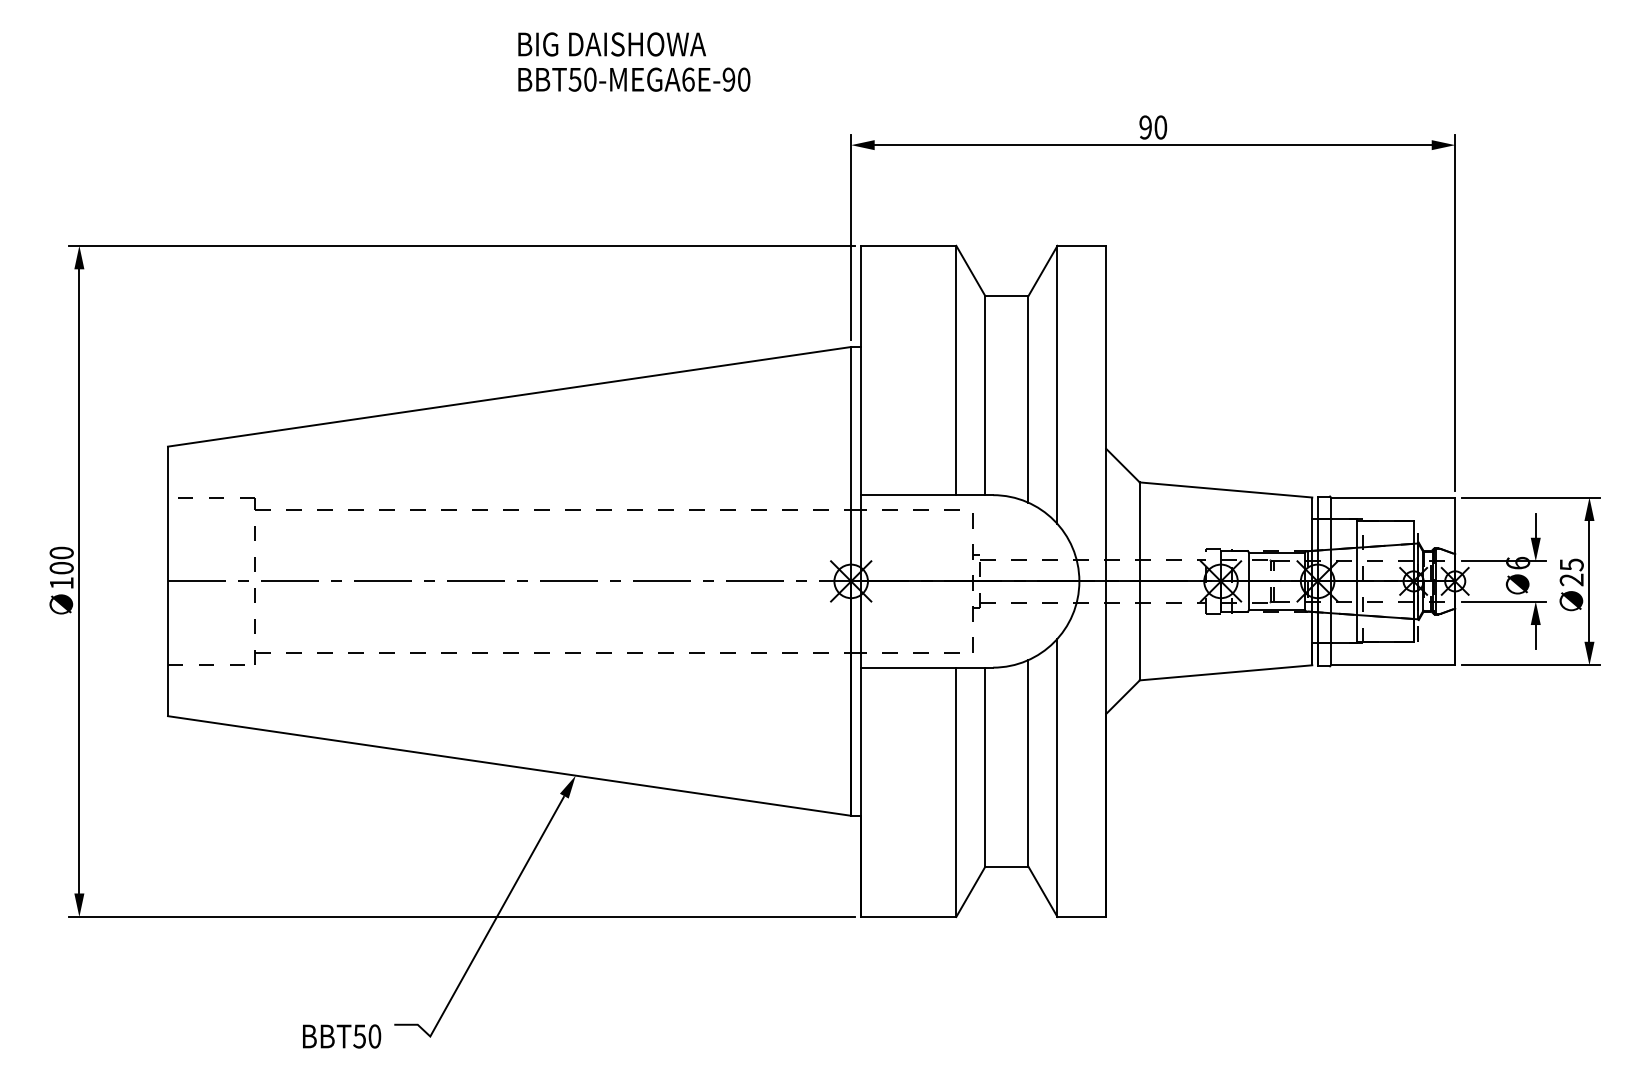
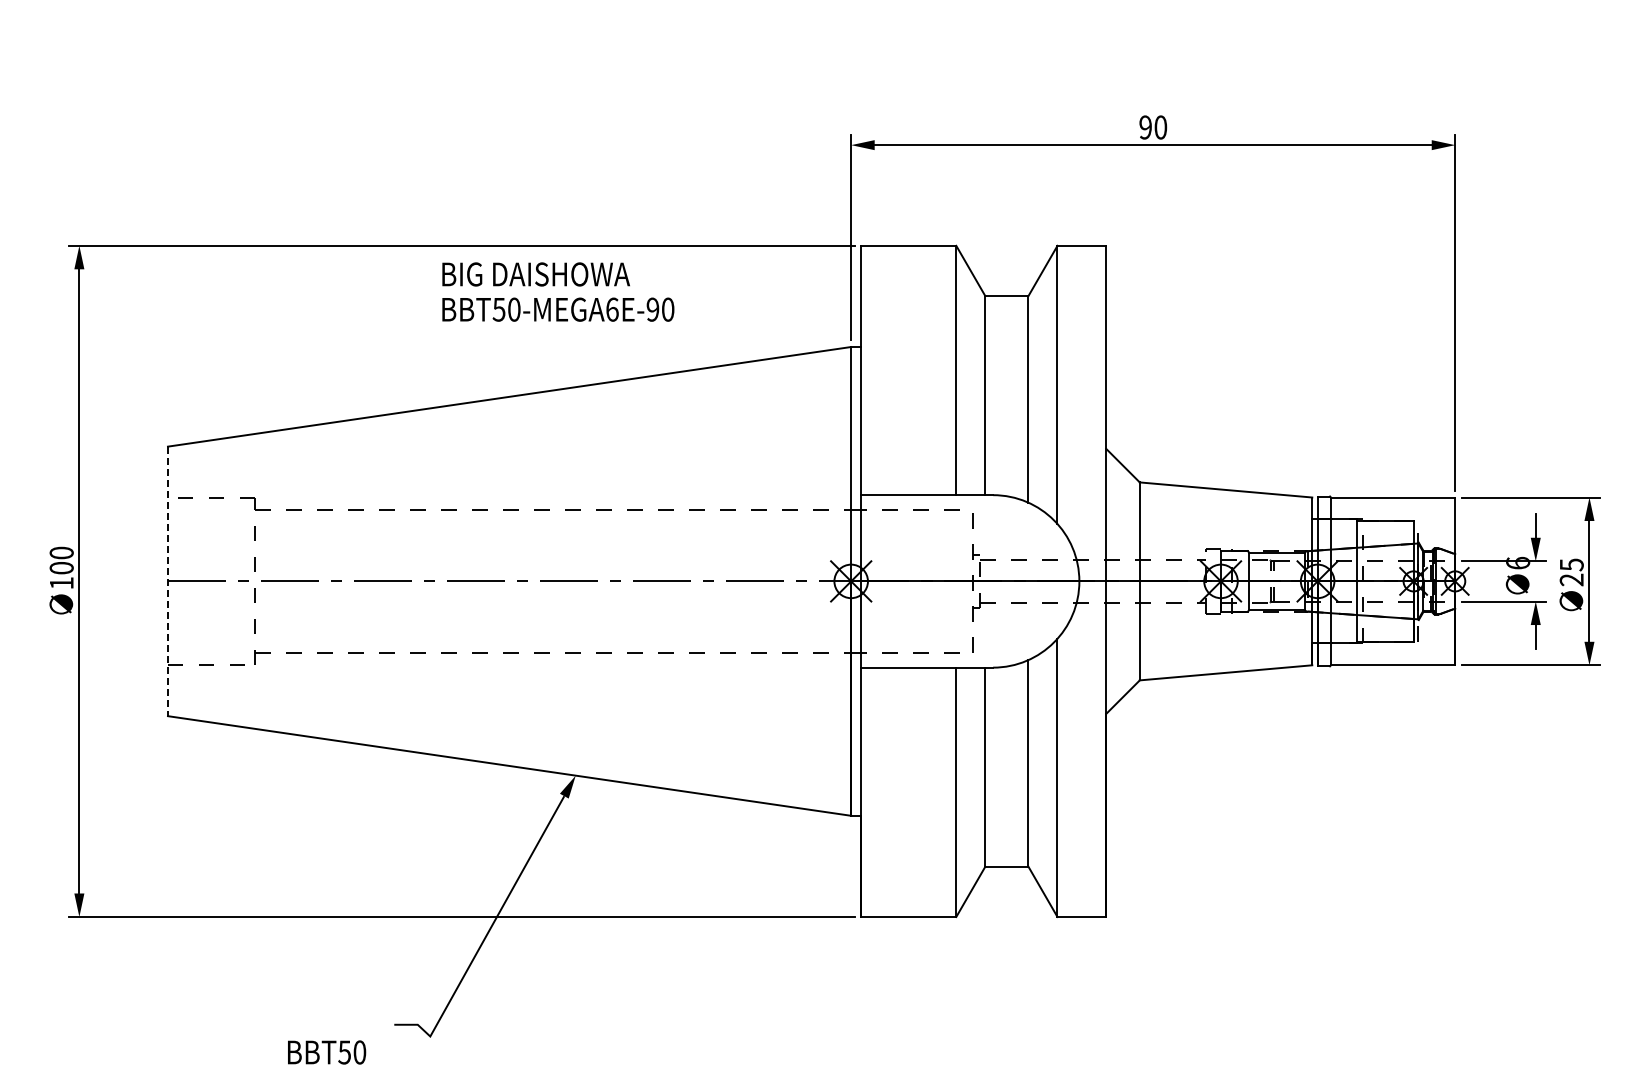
text position: (634, 61) -> (558, 291) (558, 291)
line: solid -> dashed (167, 581)
text position: (342, 1036) -> (327, 1052) (327, 1052)
